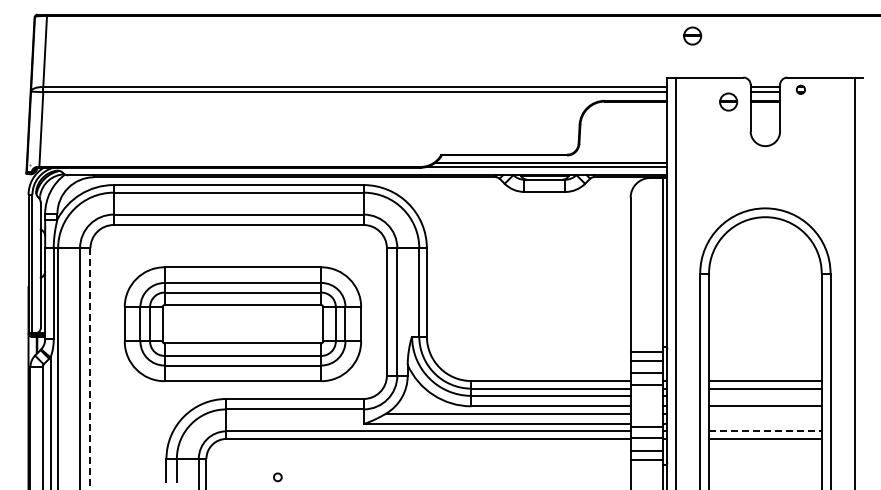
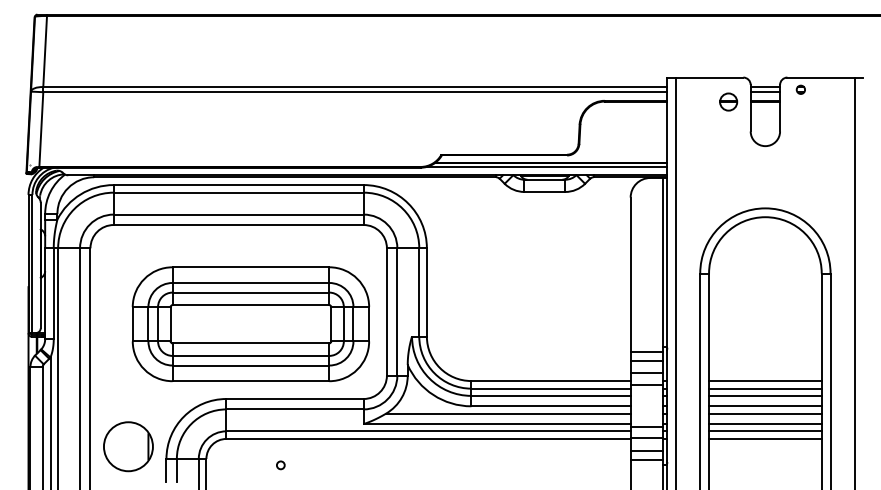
part: present -> none (692, 35)
part position: (242, 324) -> (250, 324) (250, 324)
line: dashed -> solid (90, 369)
line: none -> present (765, 395)
line: none -> present (765, 413)
line: none -> present (765, 424)
line: dashed -> solid (765, 431)
part: none -> present (128, 446)
circle position: (277, 477) -> (280, 465) (280, 465)
